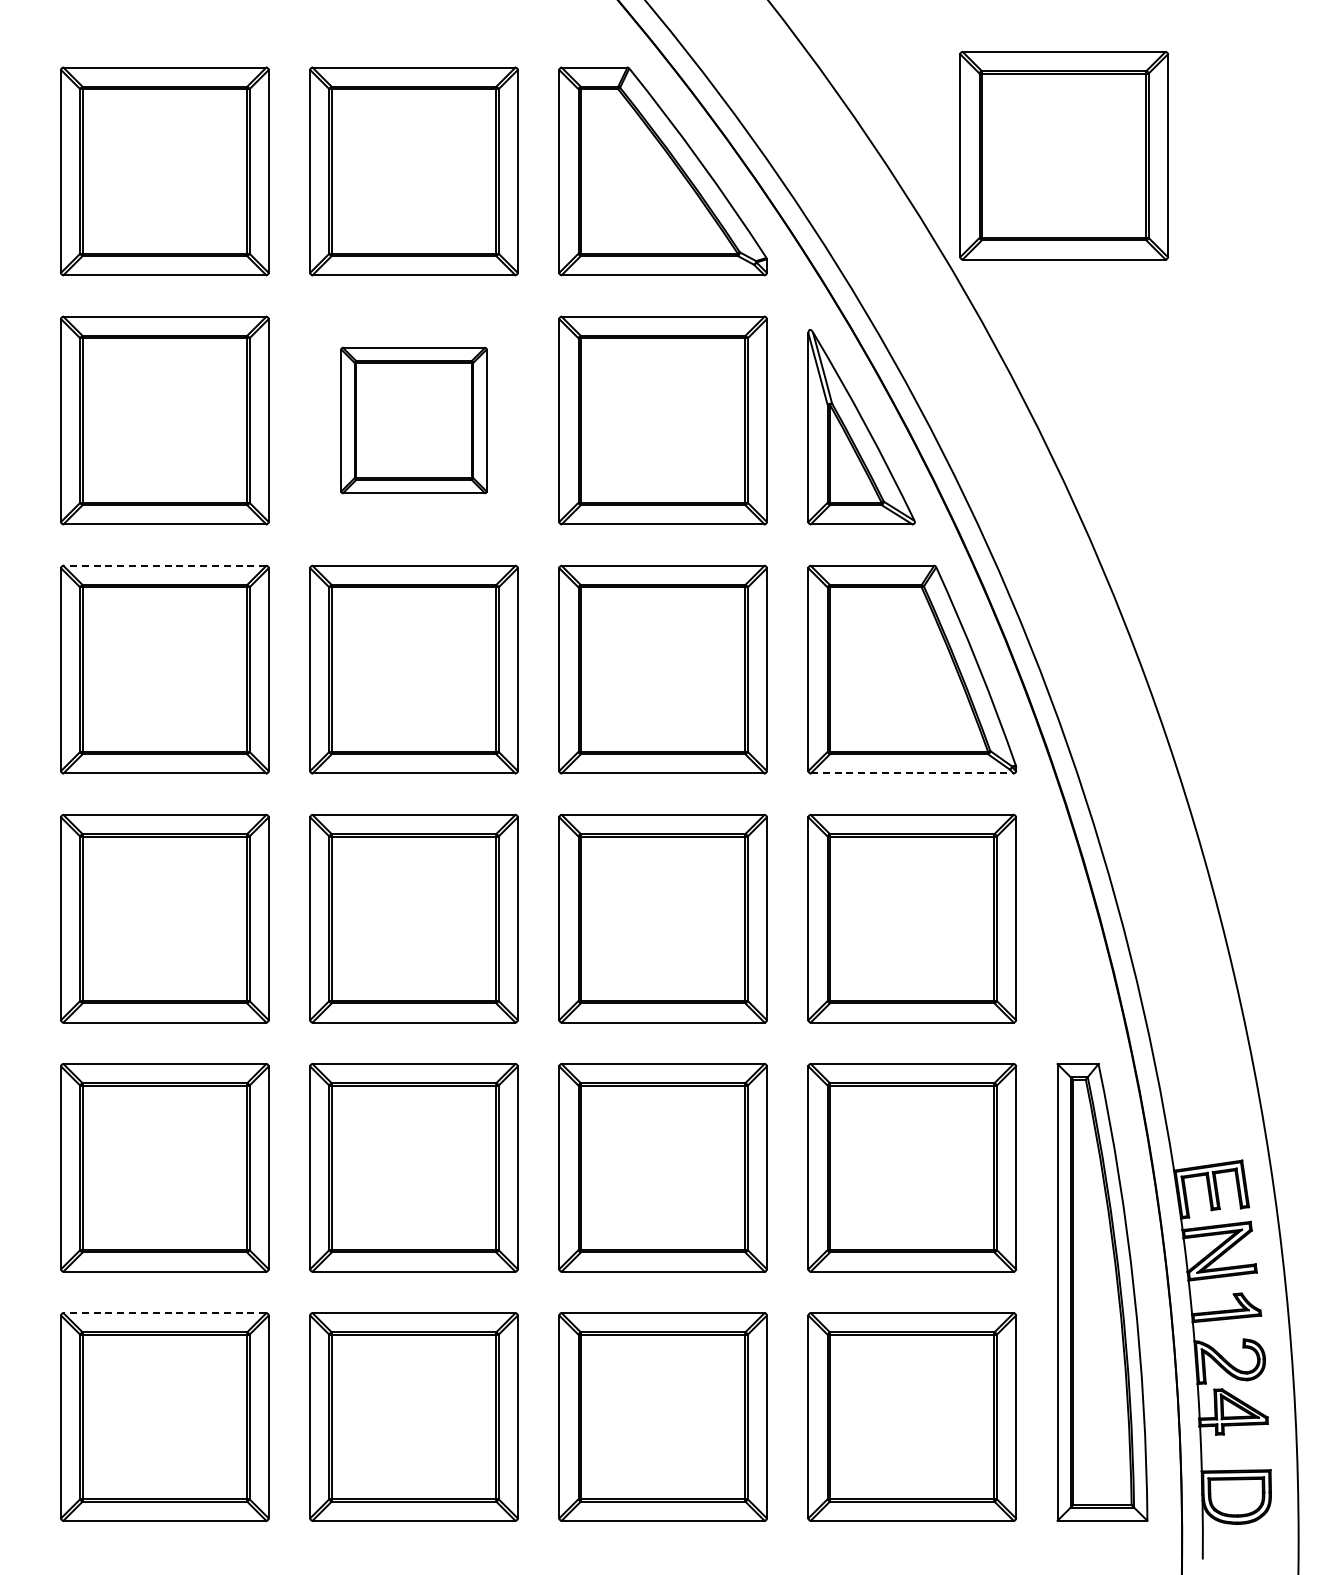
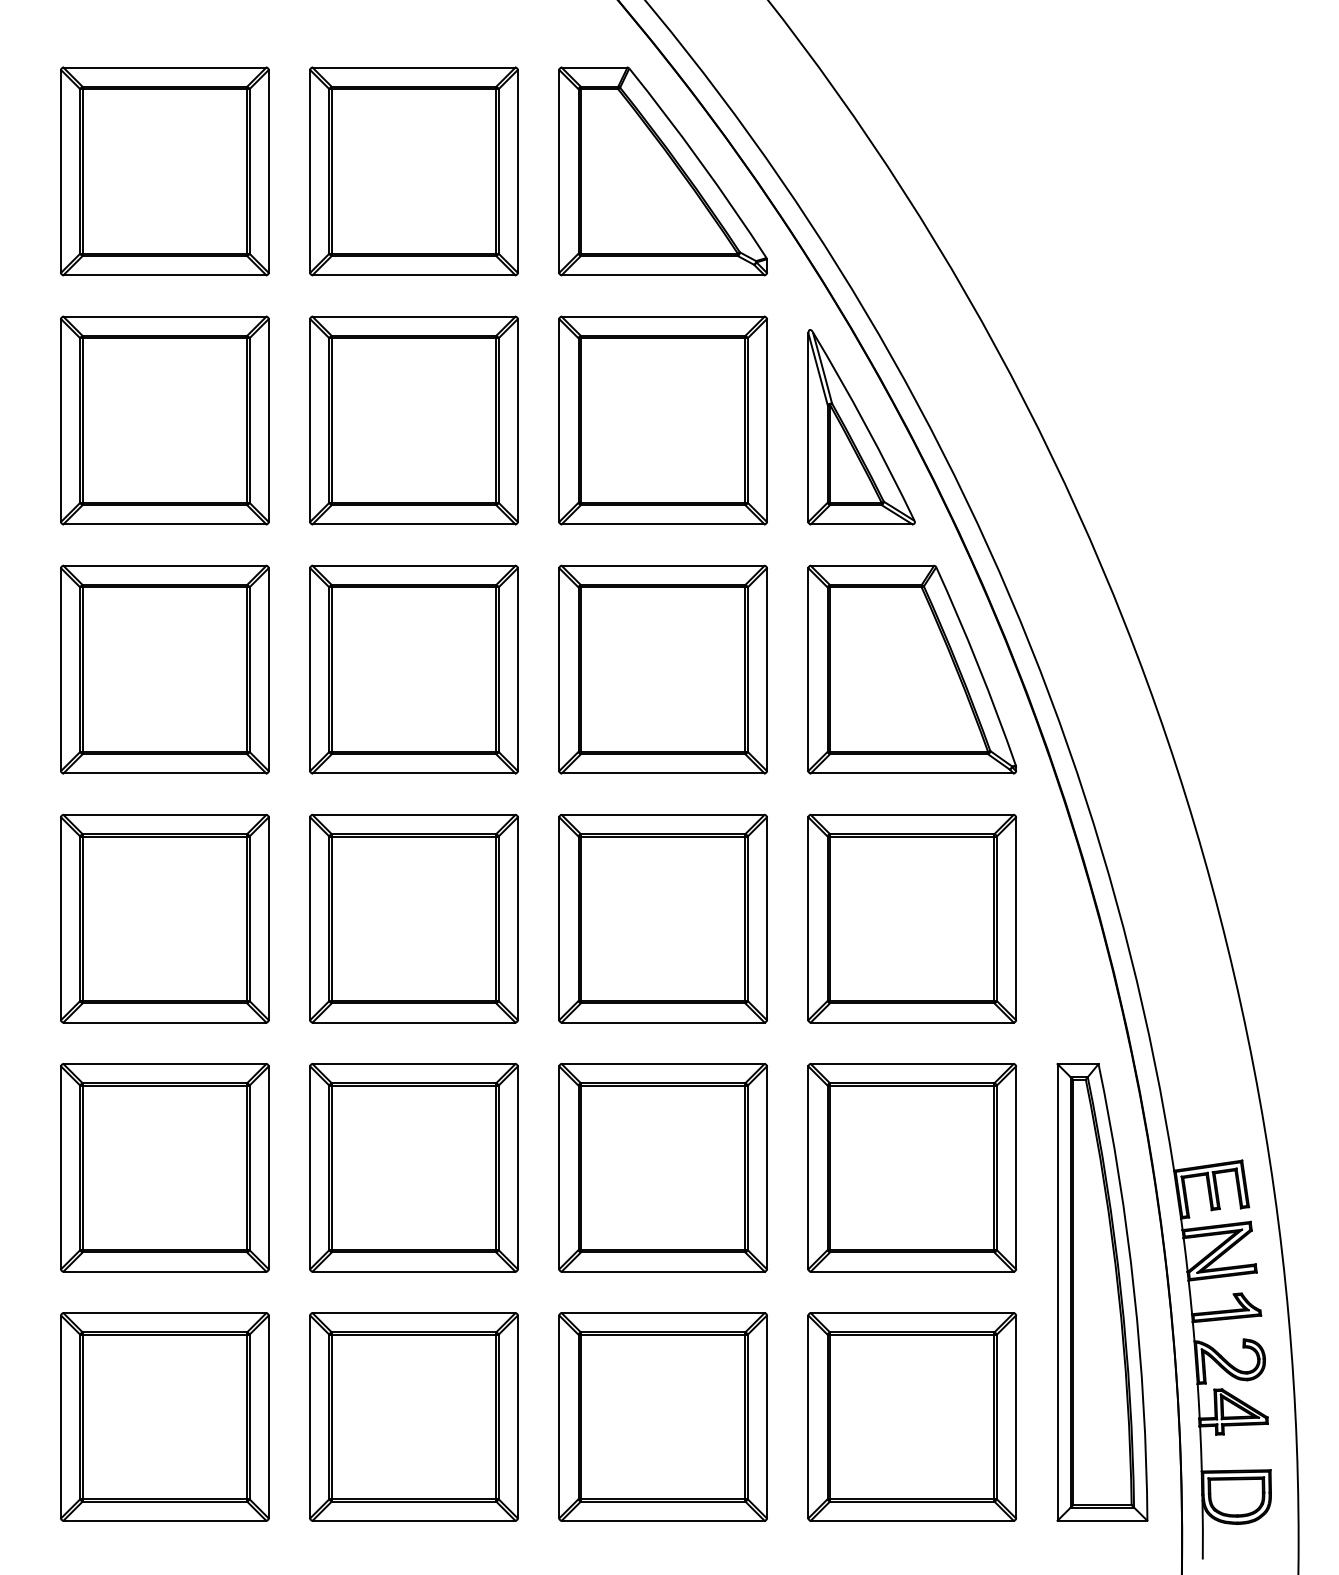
part: present -> none (1063, 155)
part size: 148x149 px -> 210x211 px (413, 420)
line: dashed -> solid (164, 565)
line: dashed -> solid (912, 773)
line: dashed -> solid (164, 1313)
